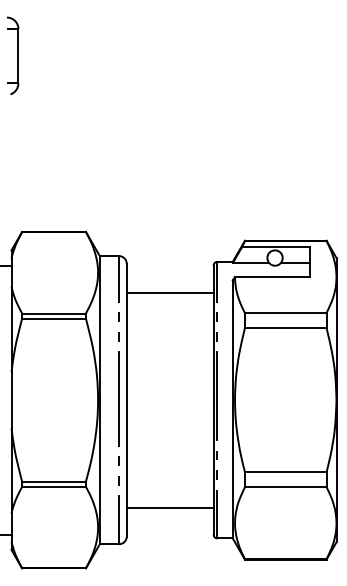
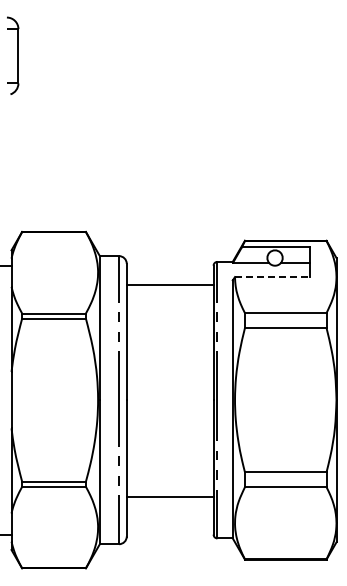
line: solid -> dashed (272, 277)
line position: (169, 292) -> (169, 284) (169, 284)
line position: (169, 507) -> (169, 496) (169, 496)
